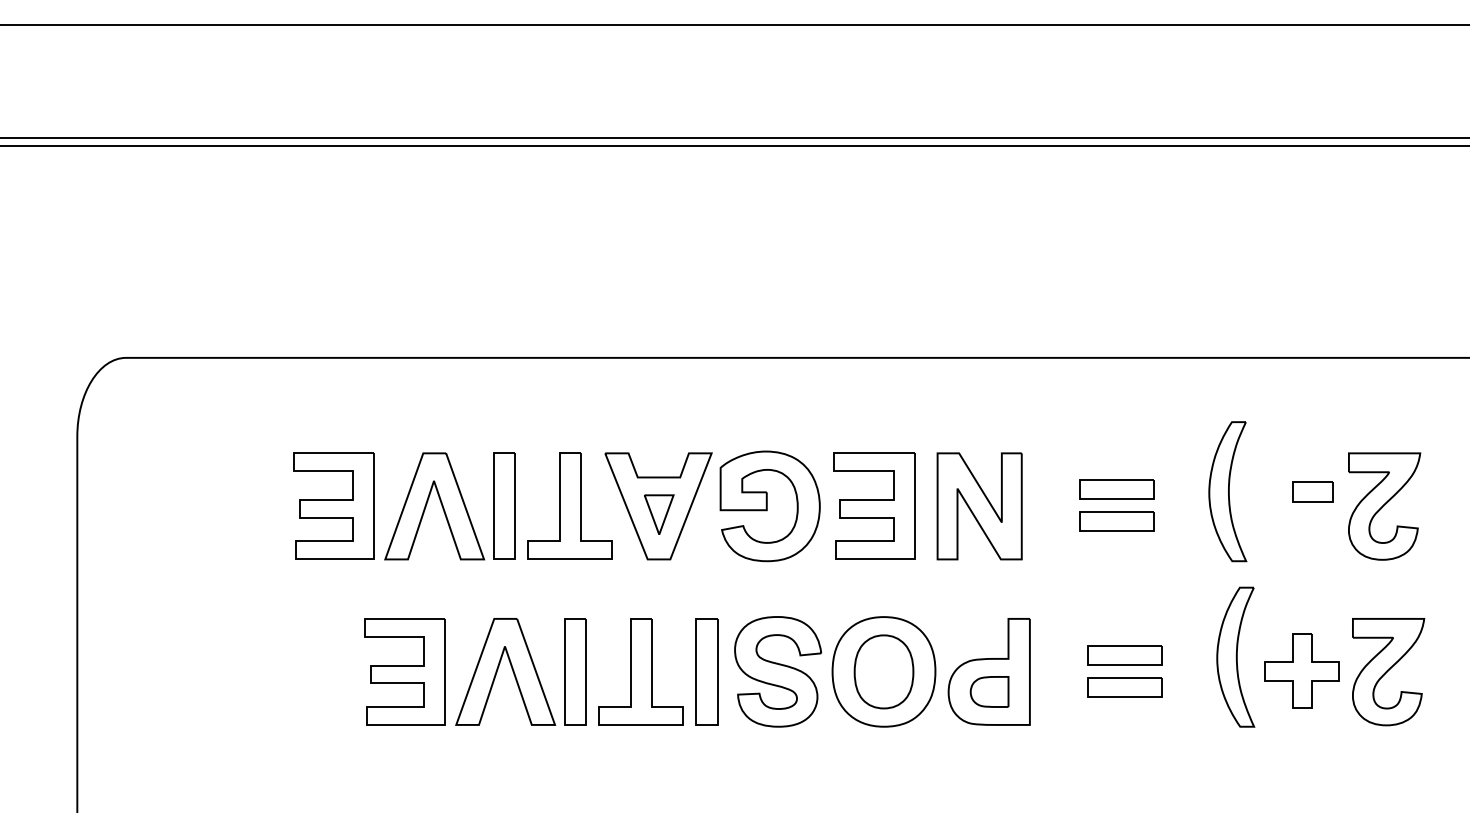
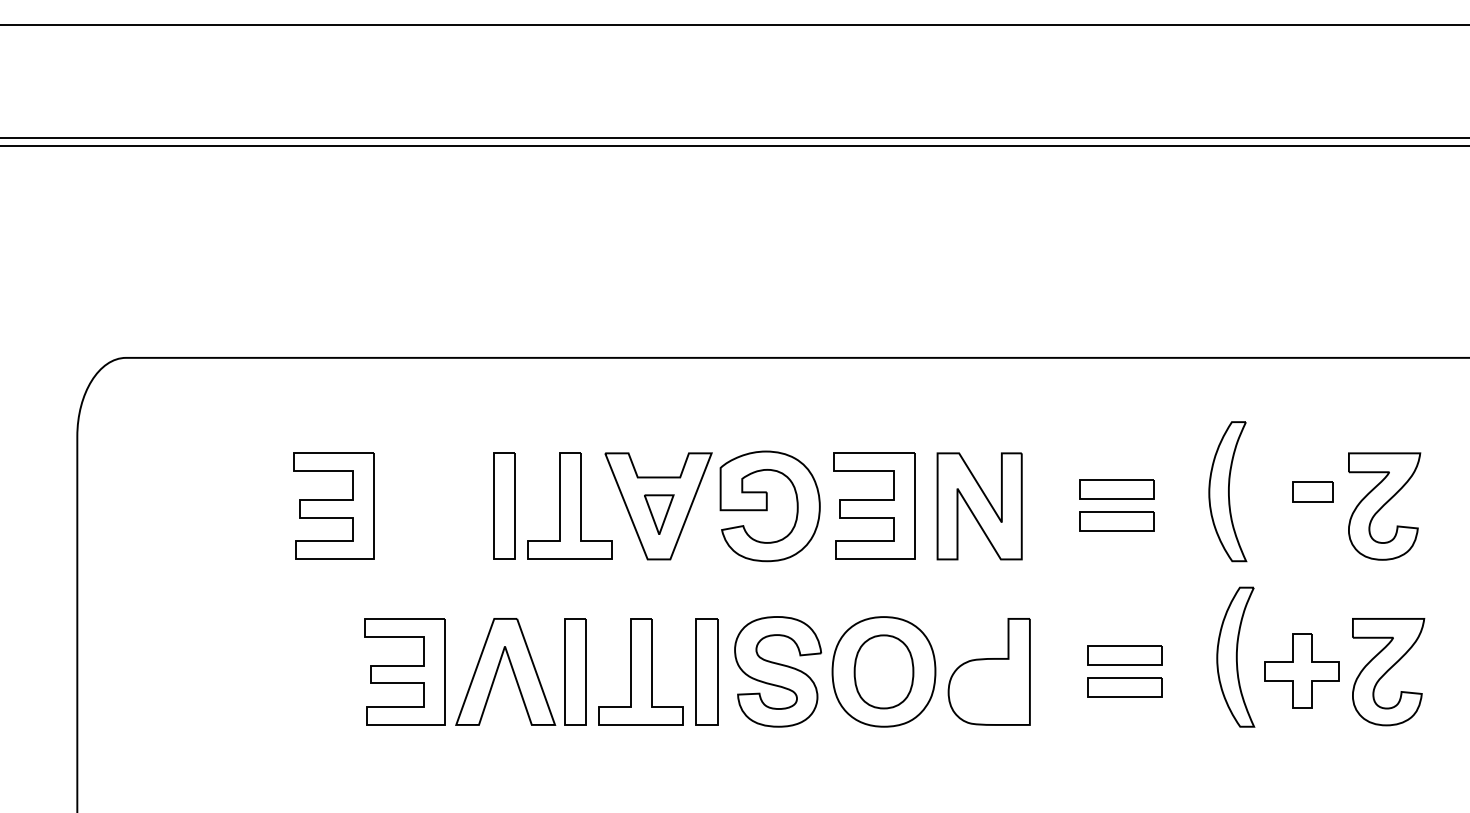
part: present -> none (440, 503)
part: present -> none (989, 691)
